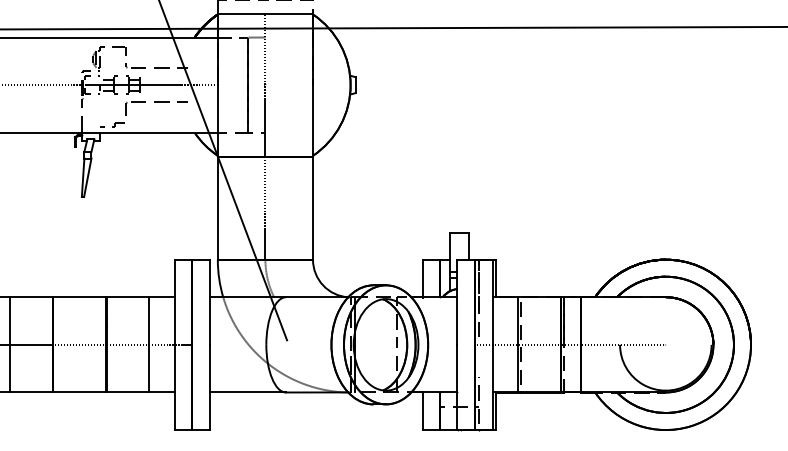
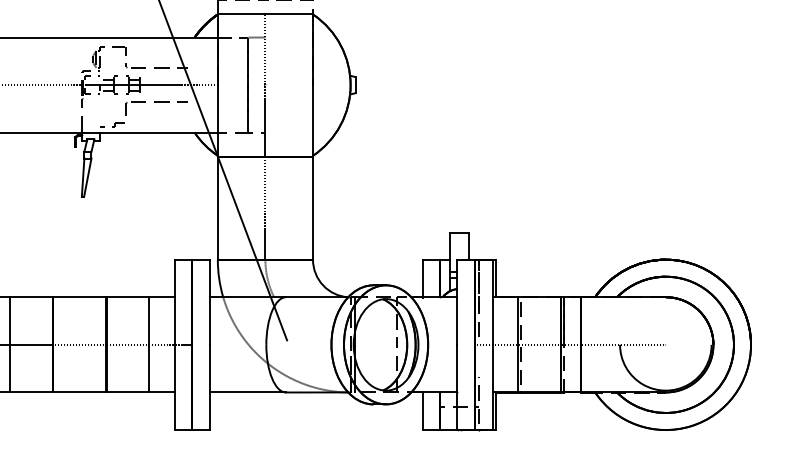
line: present -> none (393, 27)
